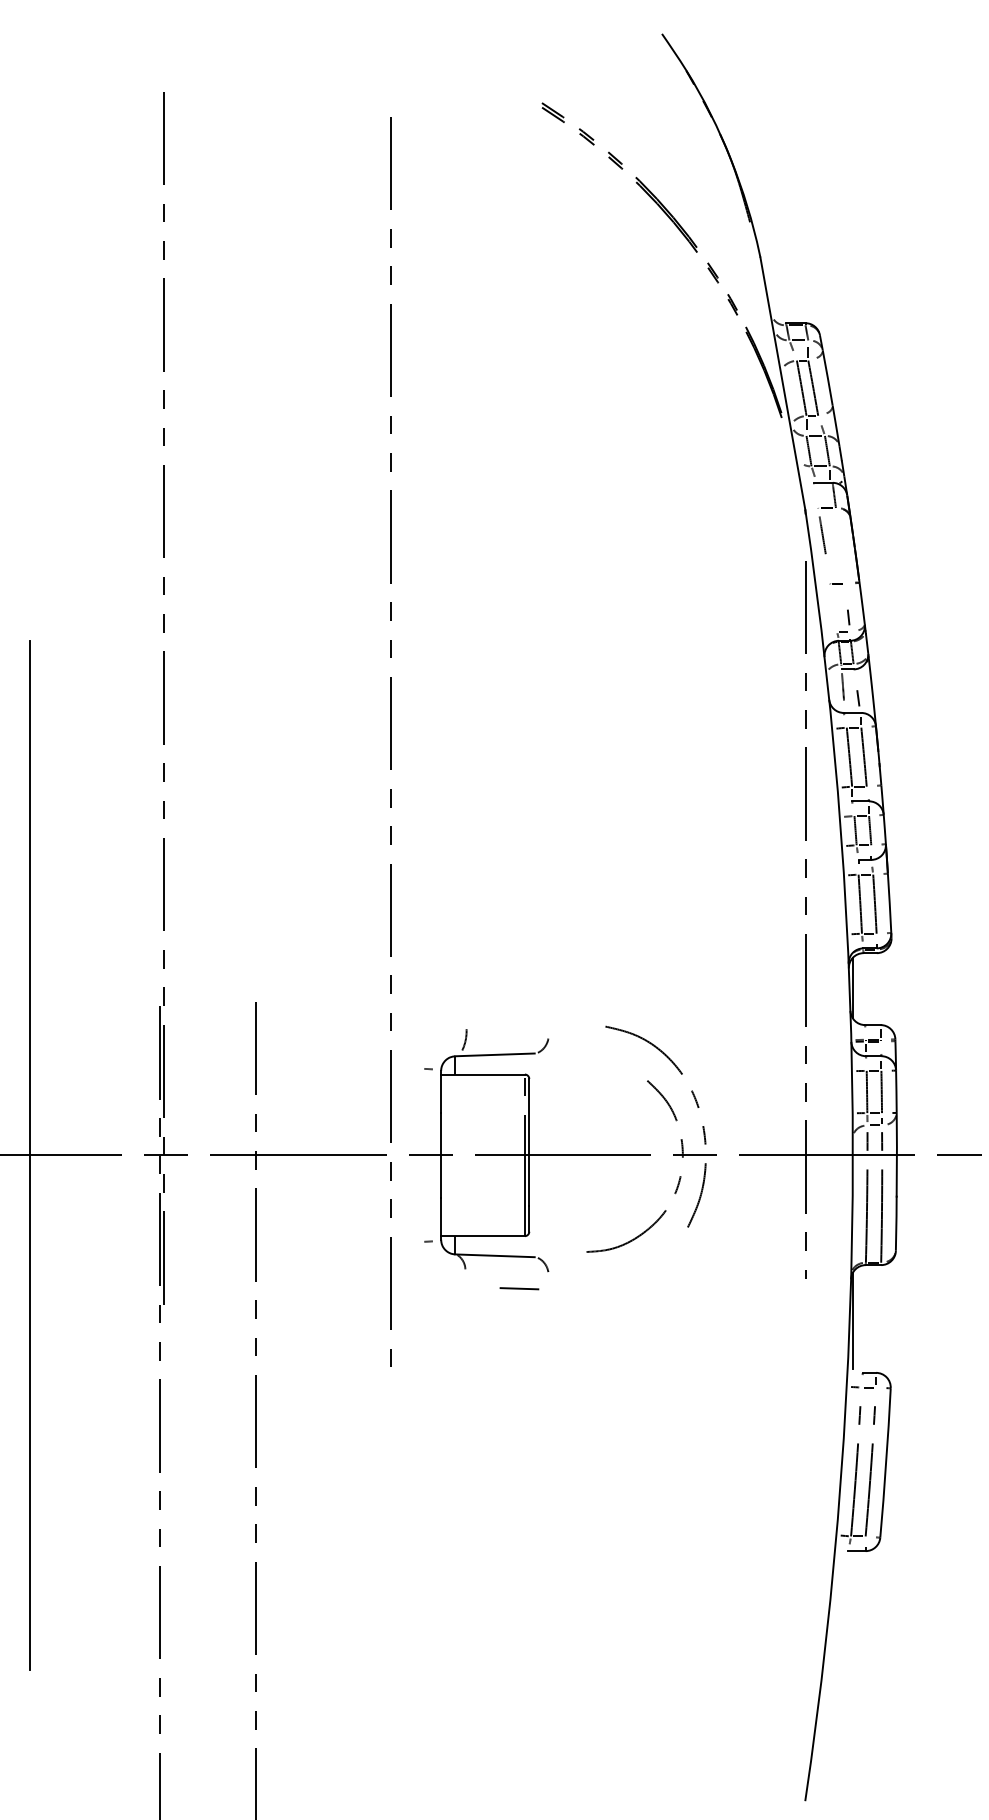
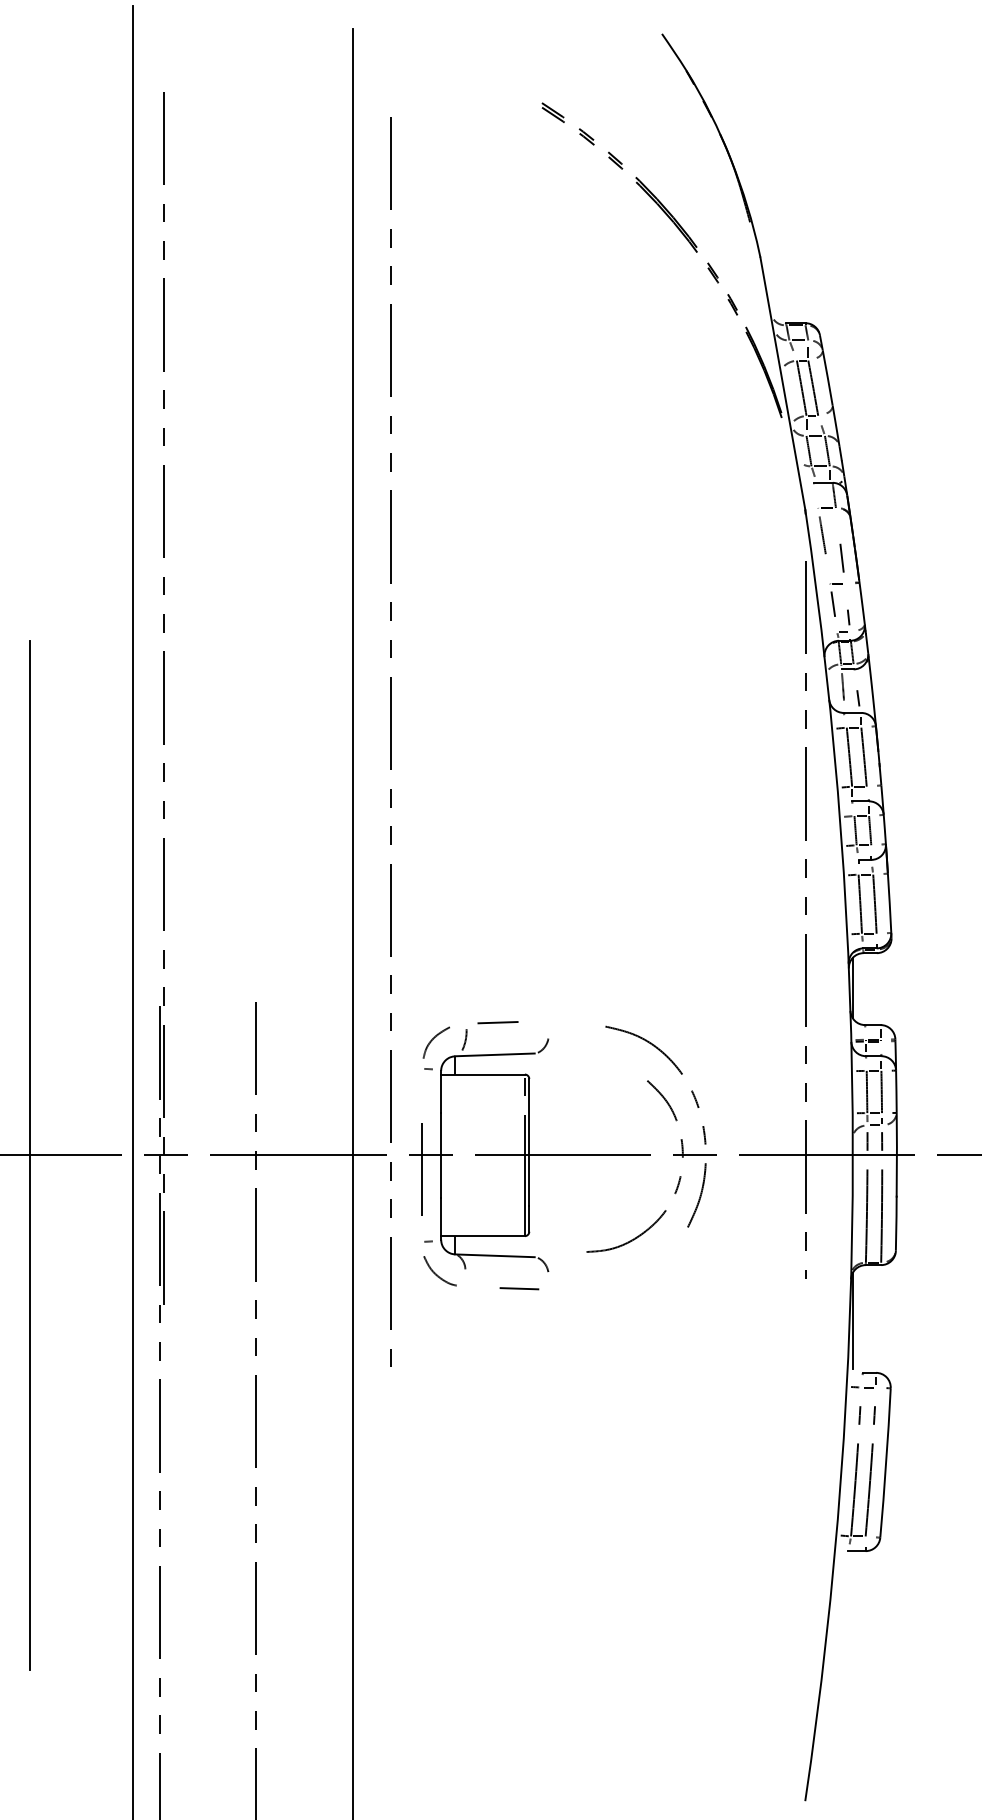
line: none -> present (841, 557)
line: none -> present (833, 603)
line: none -> present (132, 911)
line: none -> present (352, 922)
line: none -> present (497, 1022)
curve: none -> present (432, 1041)
line: none -> present (421, 1163)
curve: none -> present (436, 1273)
